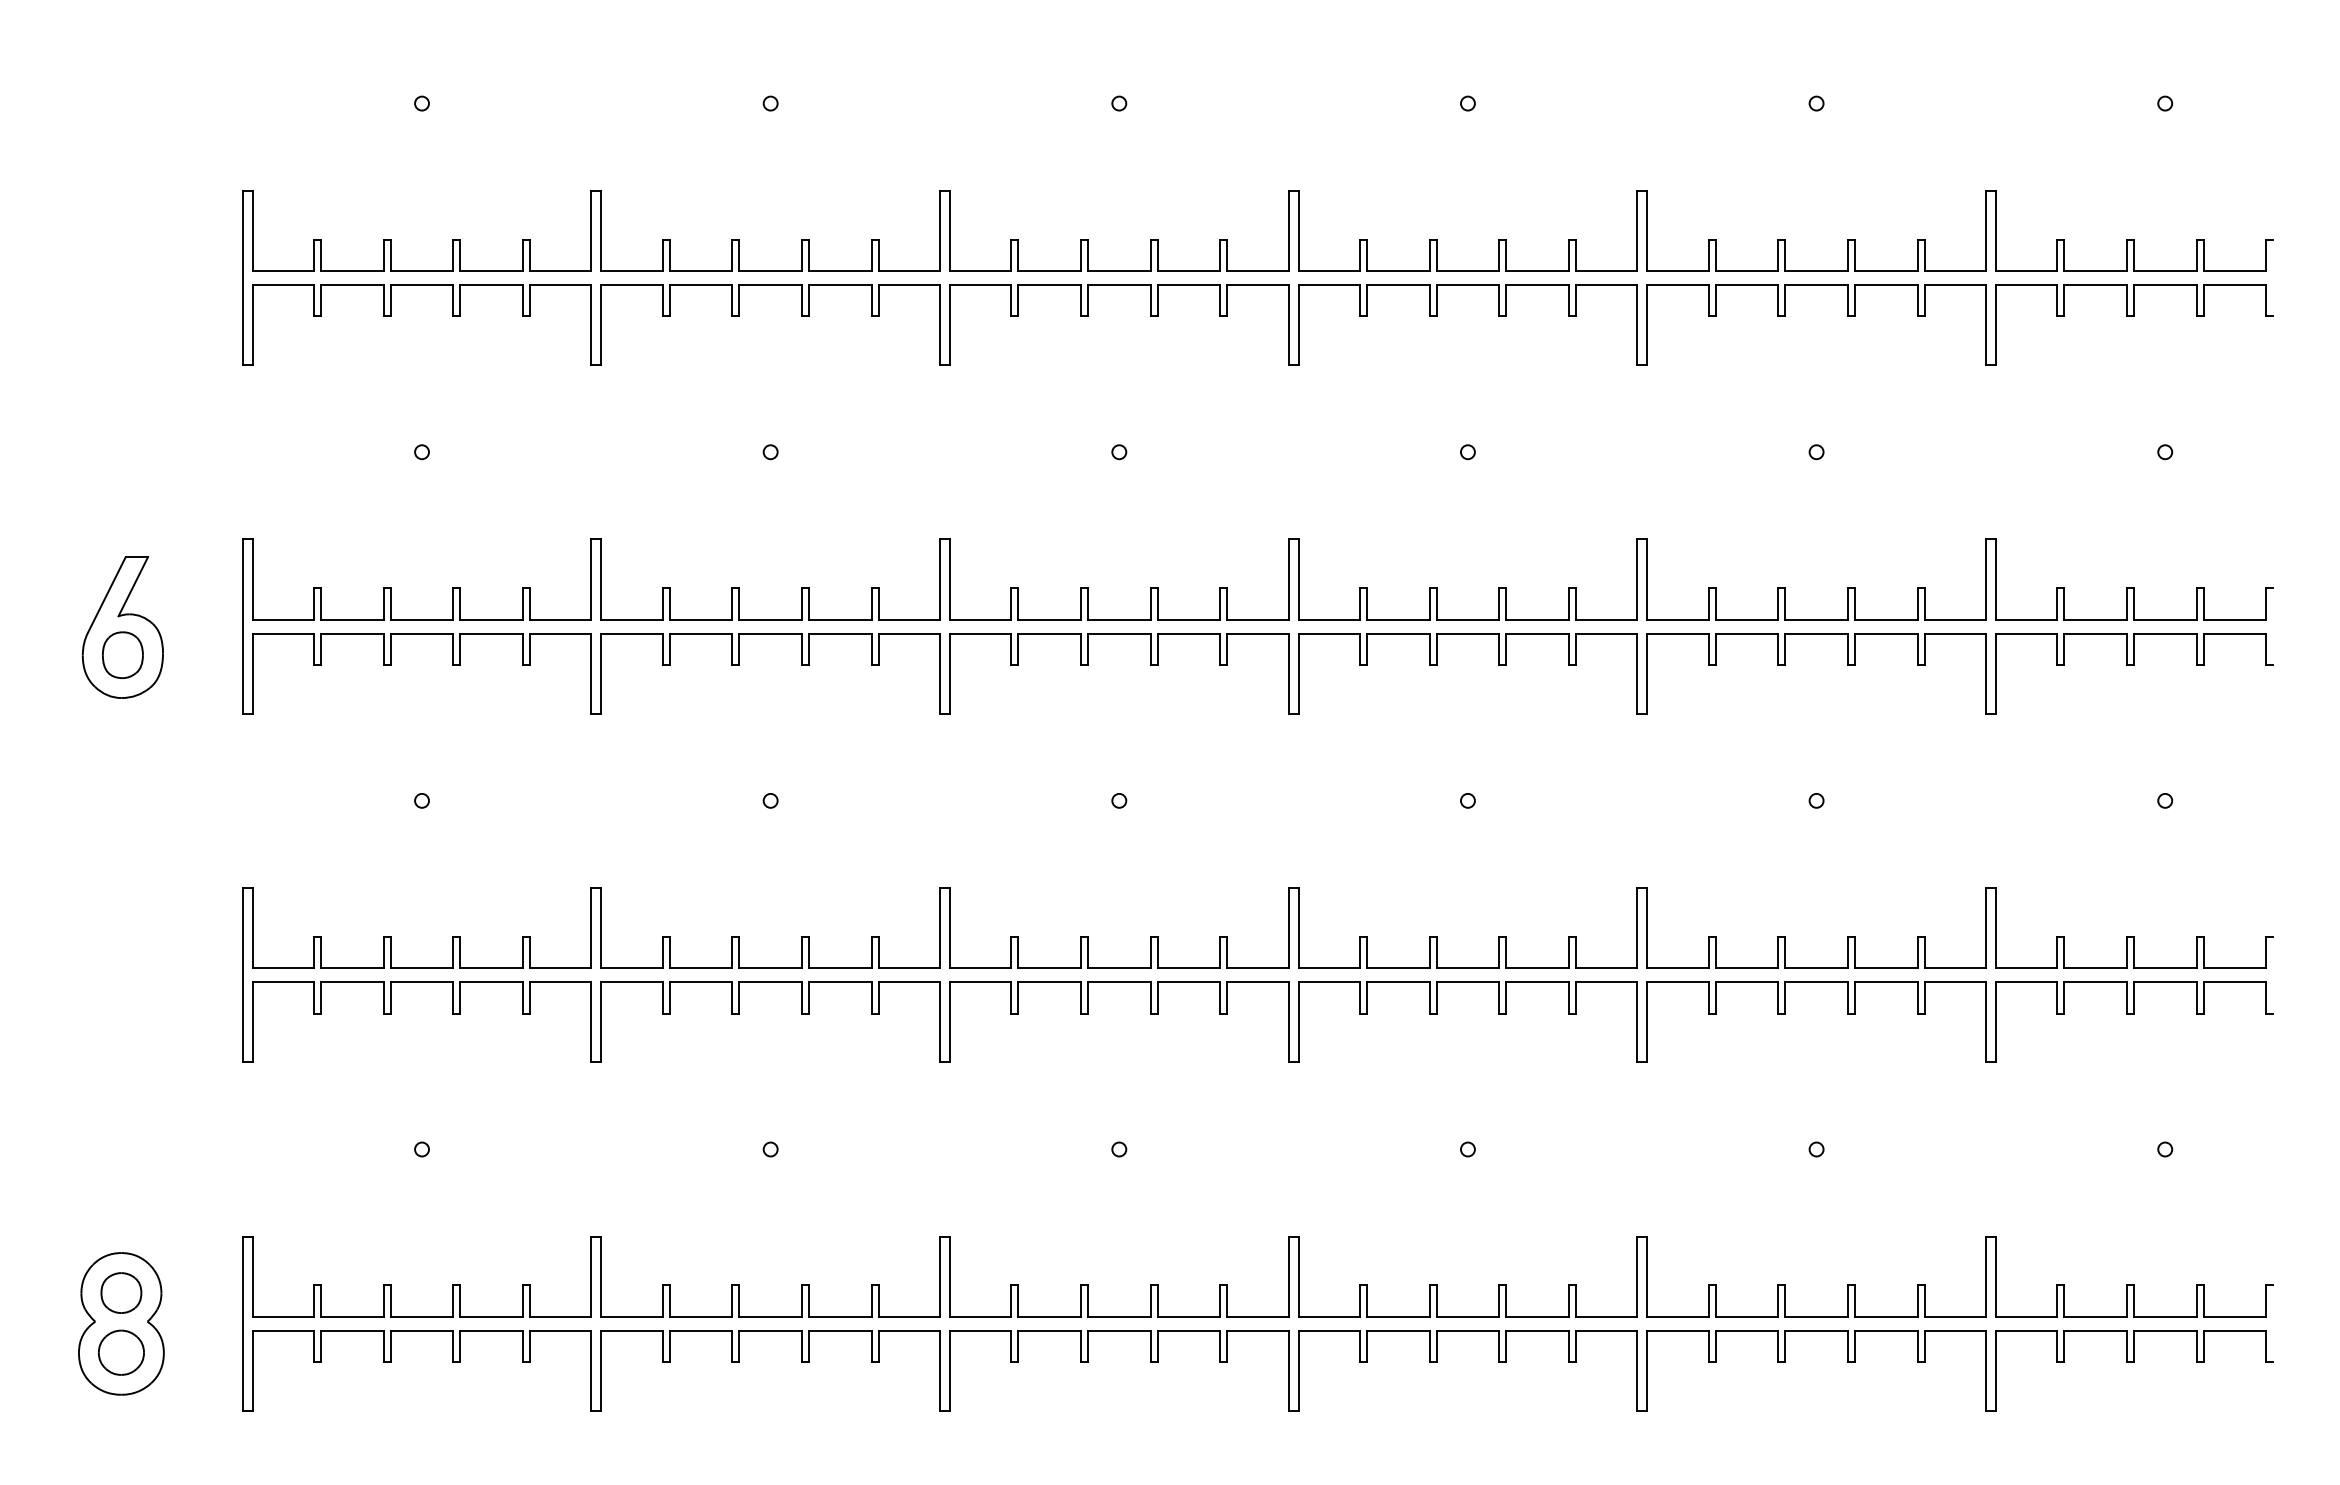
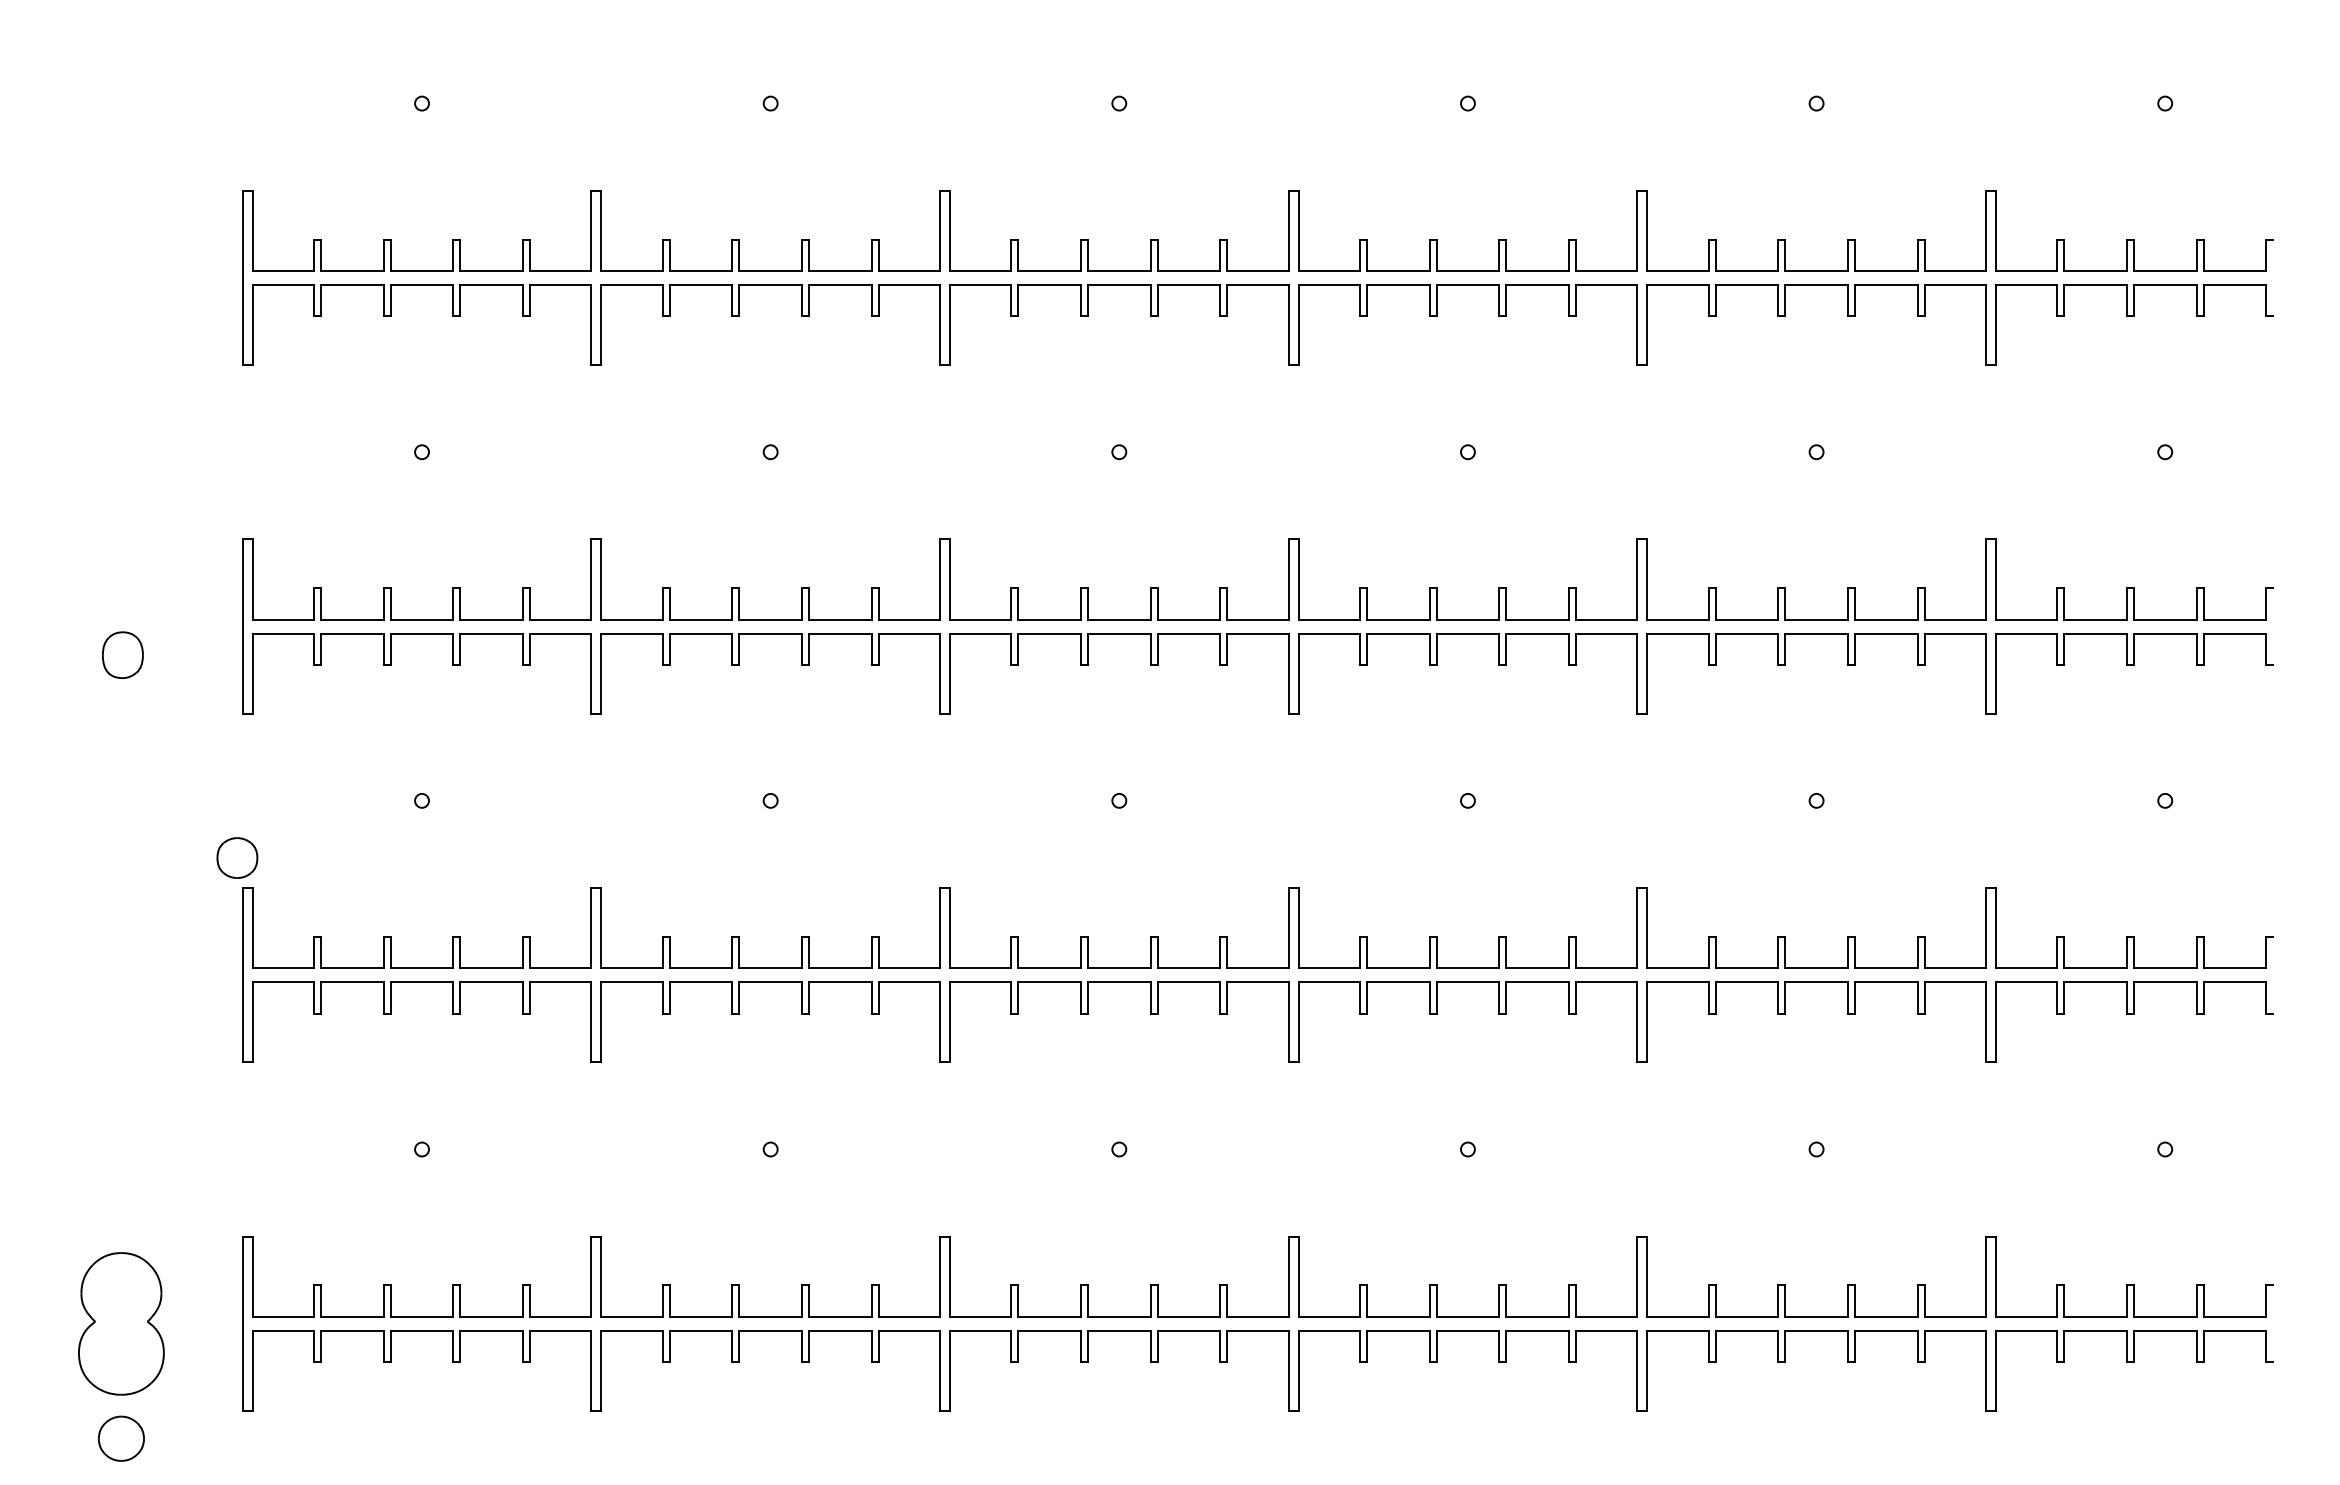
part: present -> none (122, 627)
part position: (121, 1292) -> (237, 857) (237, 857)
part position: (121, 1352) -> (121, 1438) (121, 1438)
